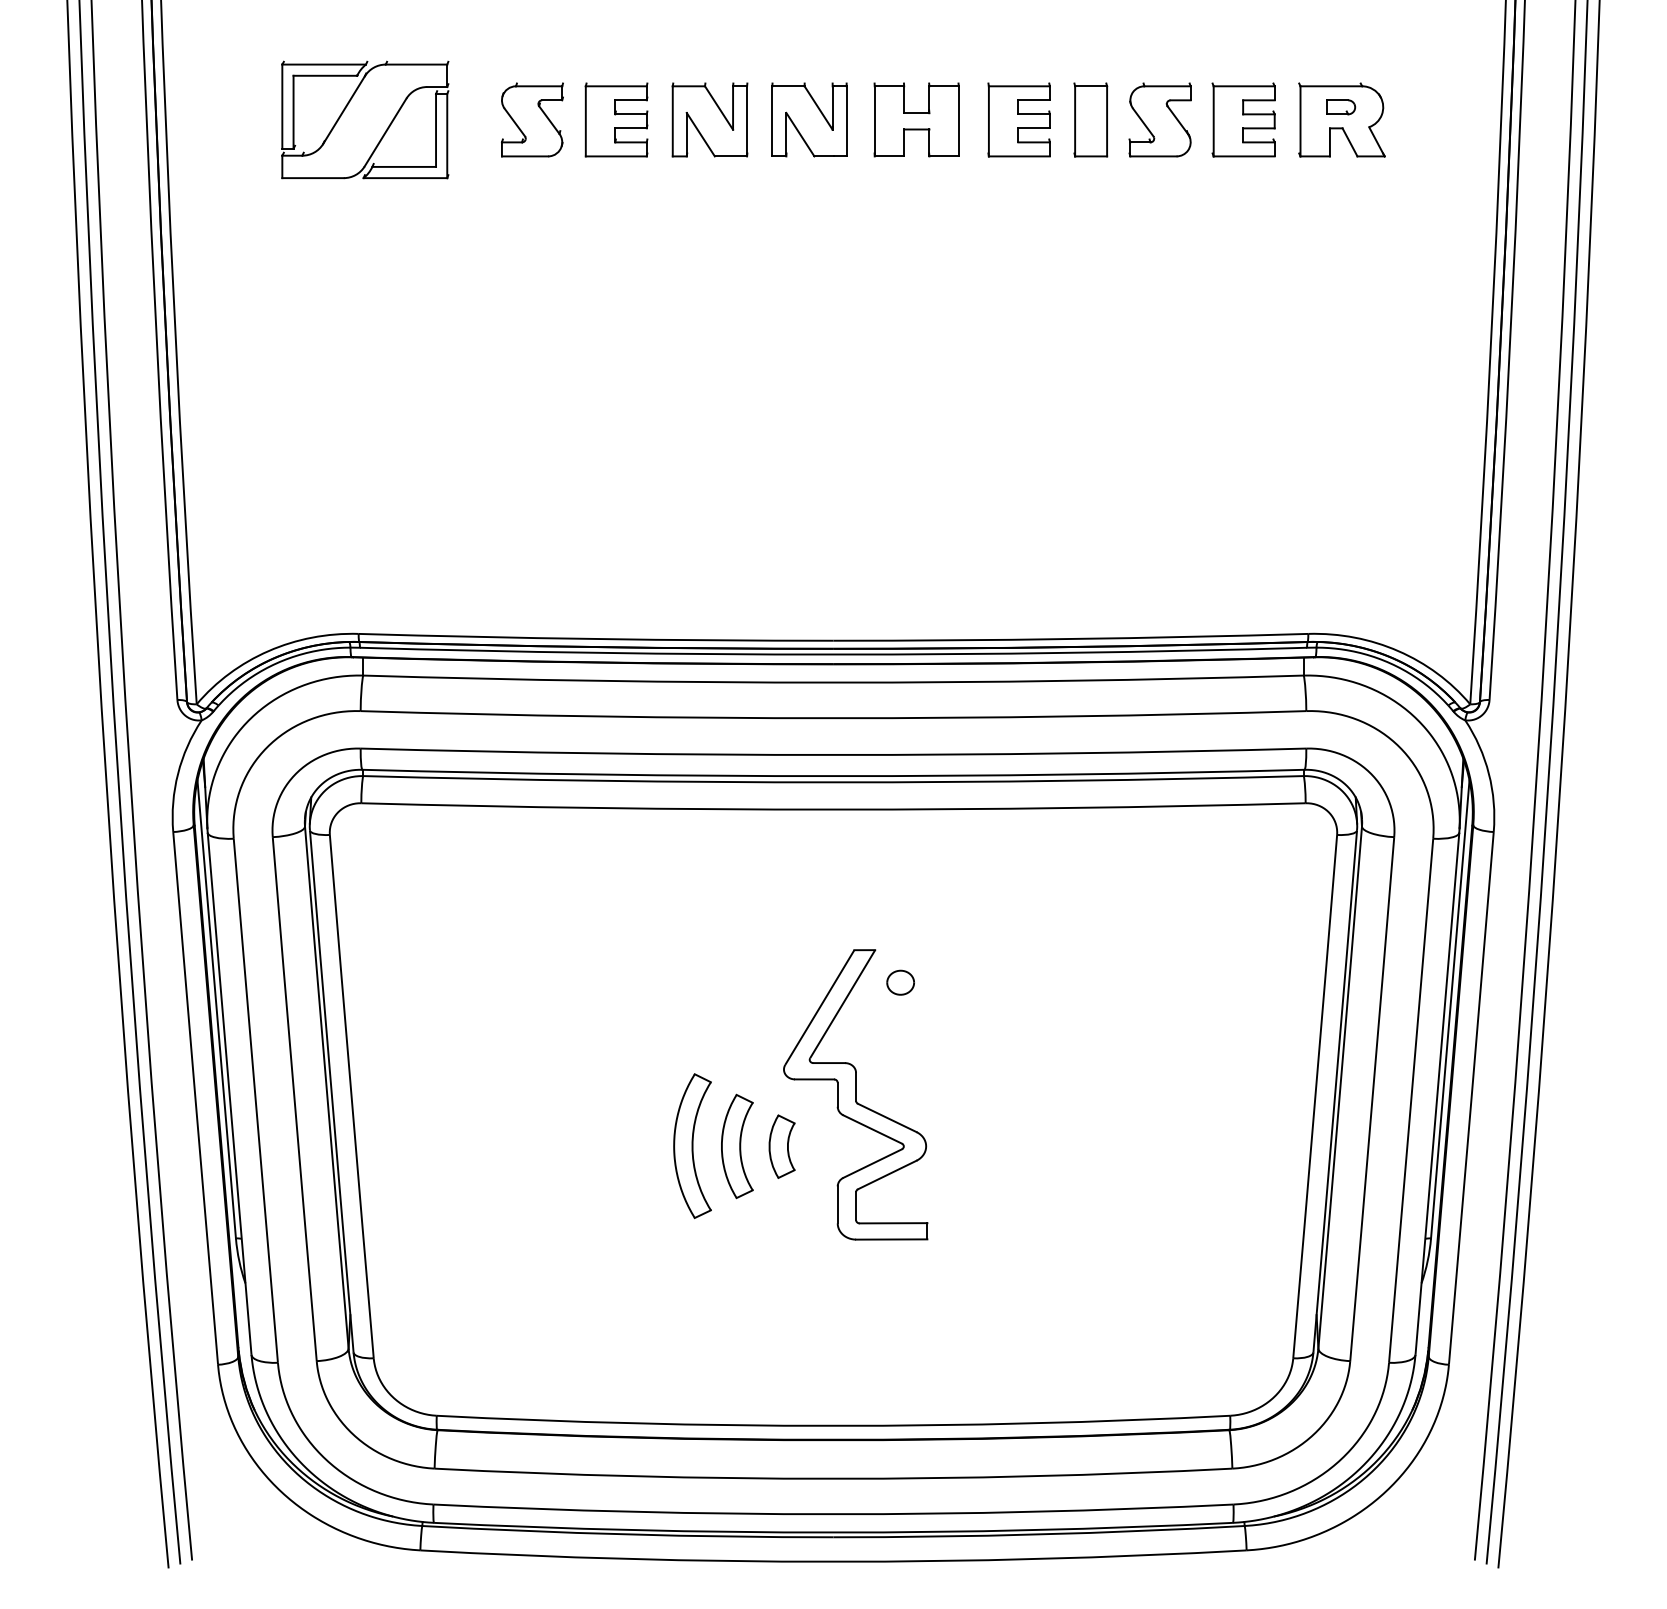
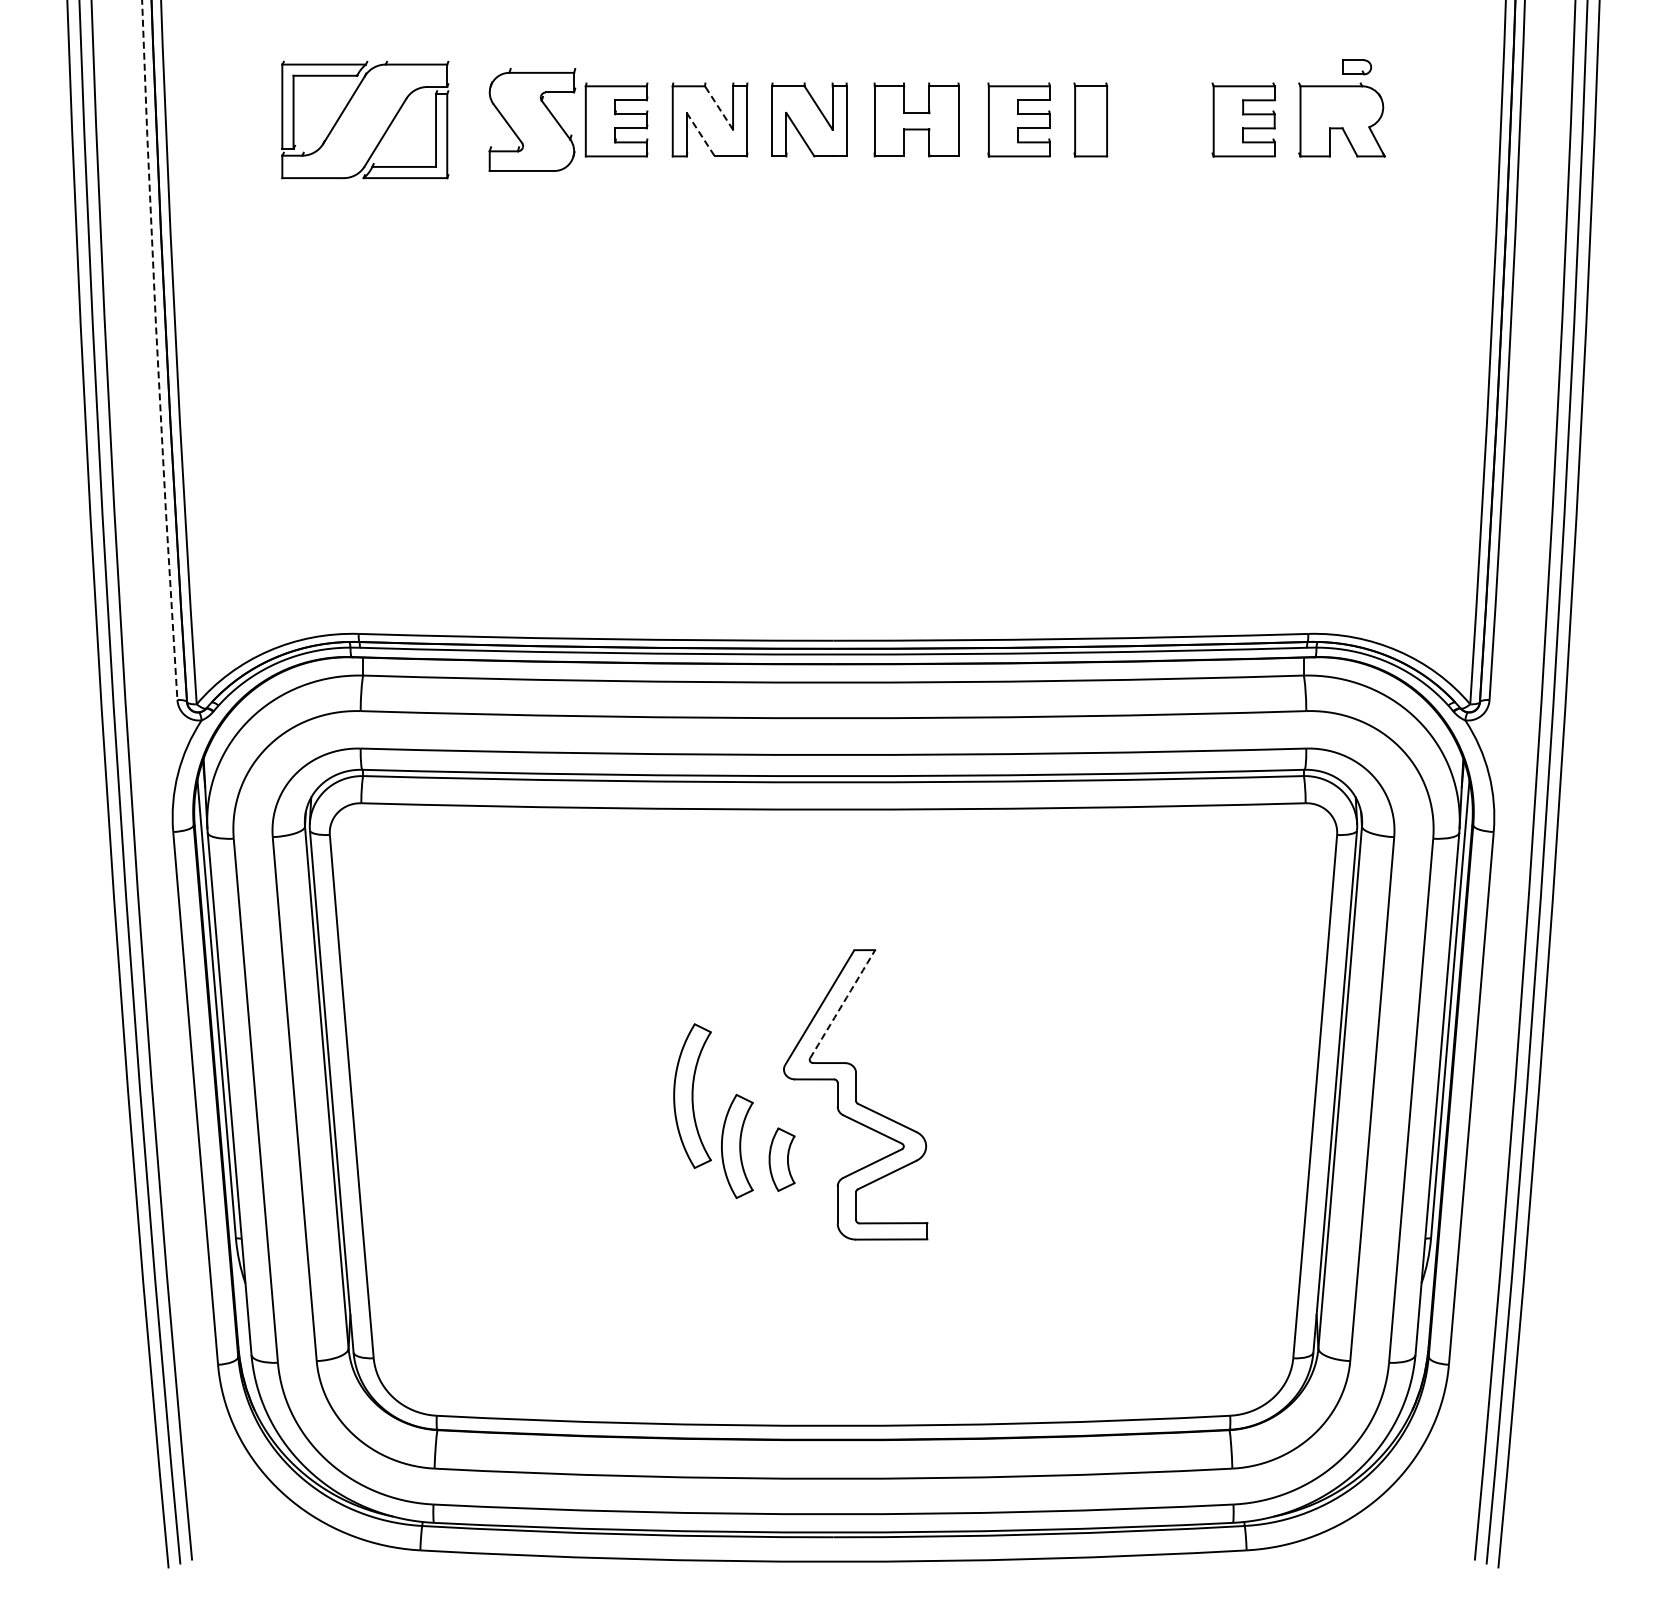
part position: (1341, 107) -> (1357, 67) (1357, 67)
line: solid -> dashed (719, 108)
part size: 63x76 px -> 89x104 px (532, 119)
part: present -> none (1159, 119)
line: solid -> dashed (700, 134)
arc: solid -> dashed (157, 349)
part: present -> none (900, 982)
arc: solid -> dashed (842, 1004)
part position: (692, 1145) -> (692, 1095) (692, 1095)
part position: (781, 1146) -> (781, 1159) (781, 1159)
